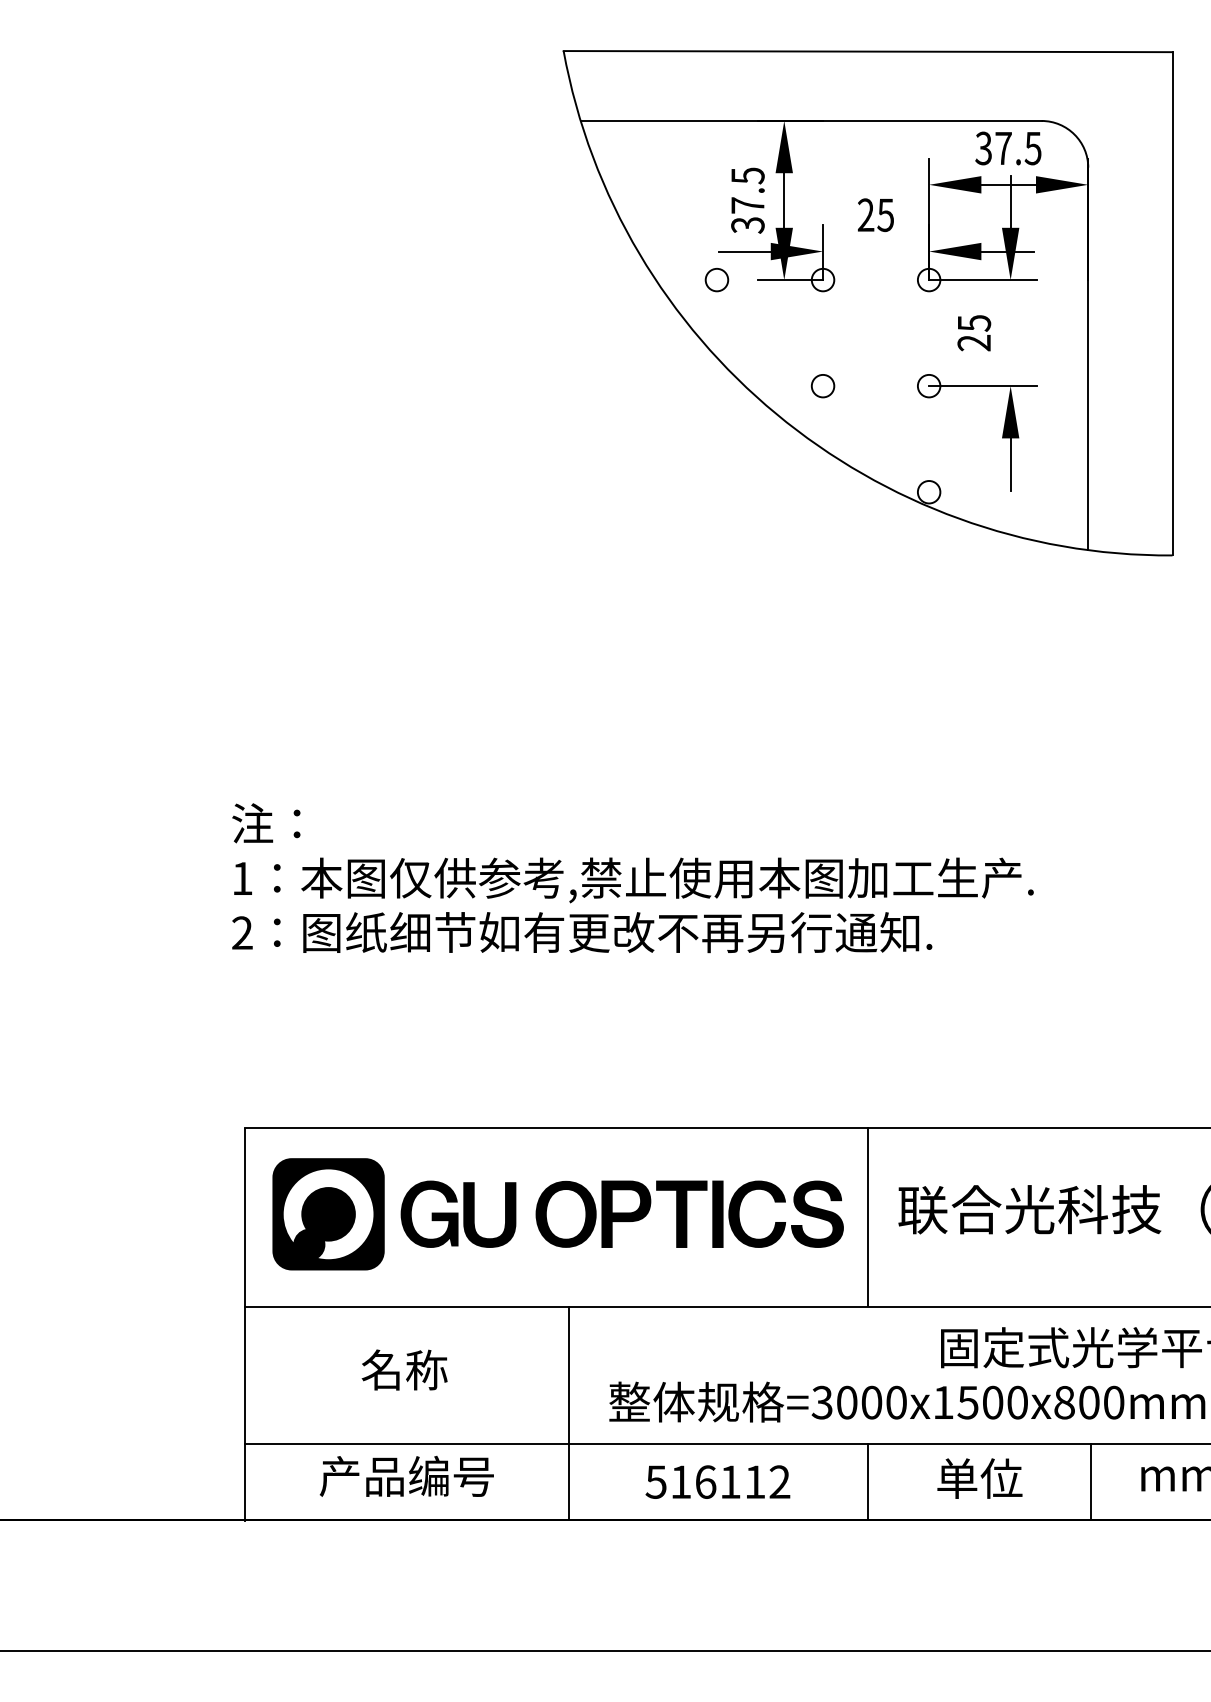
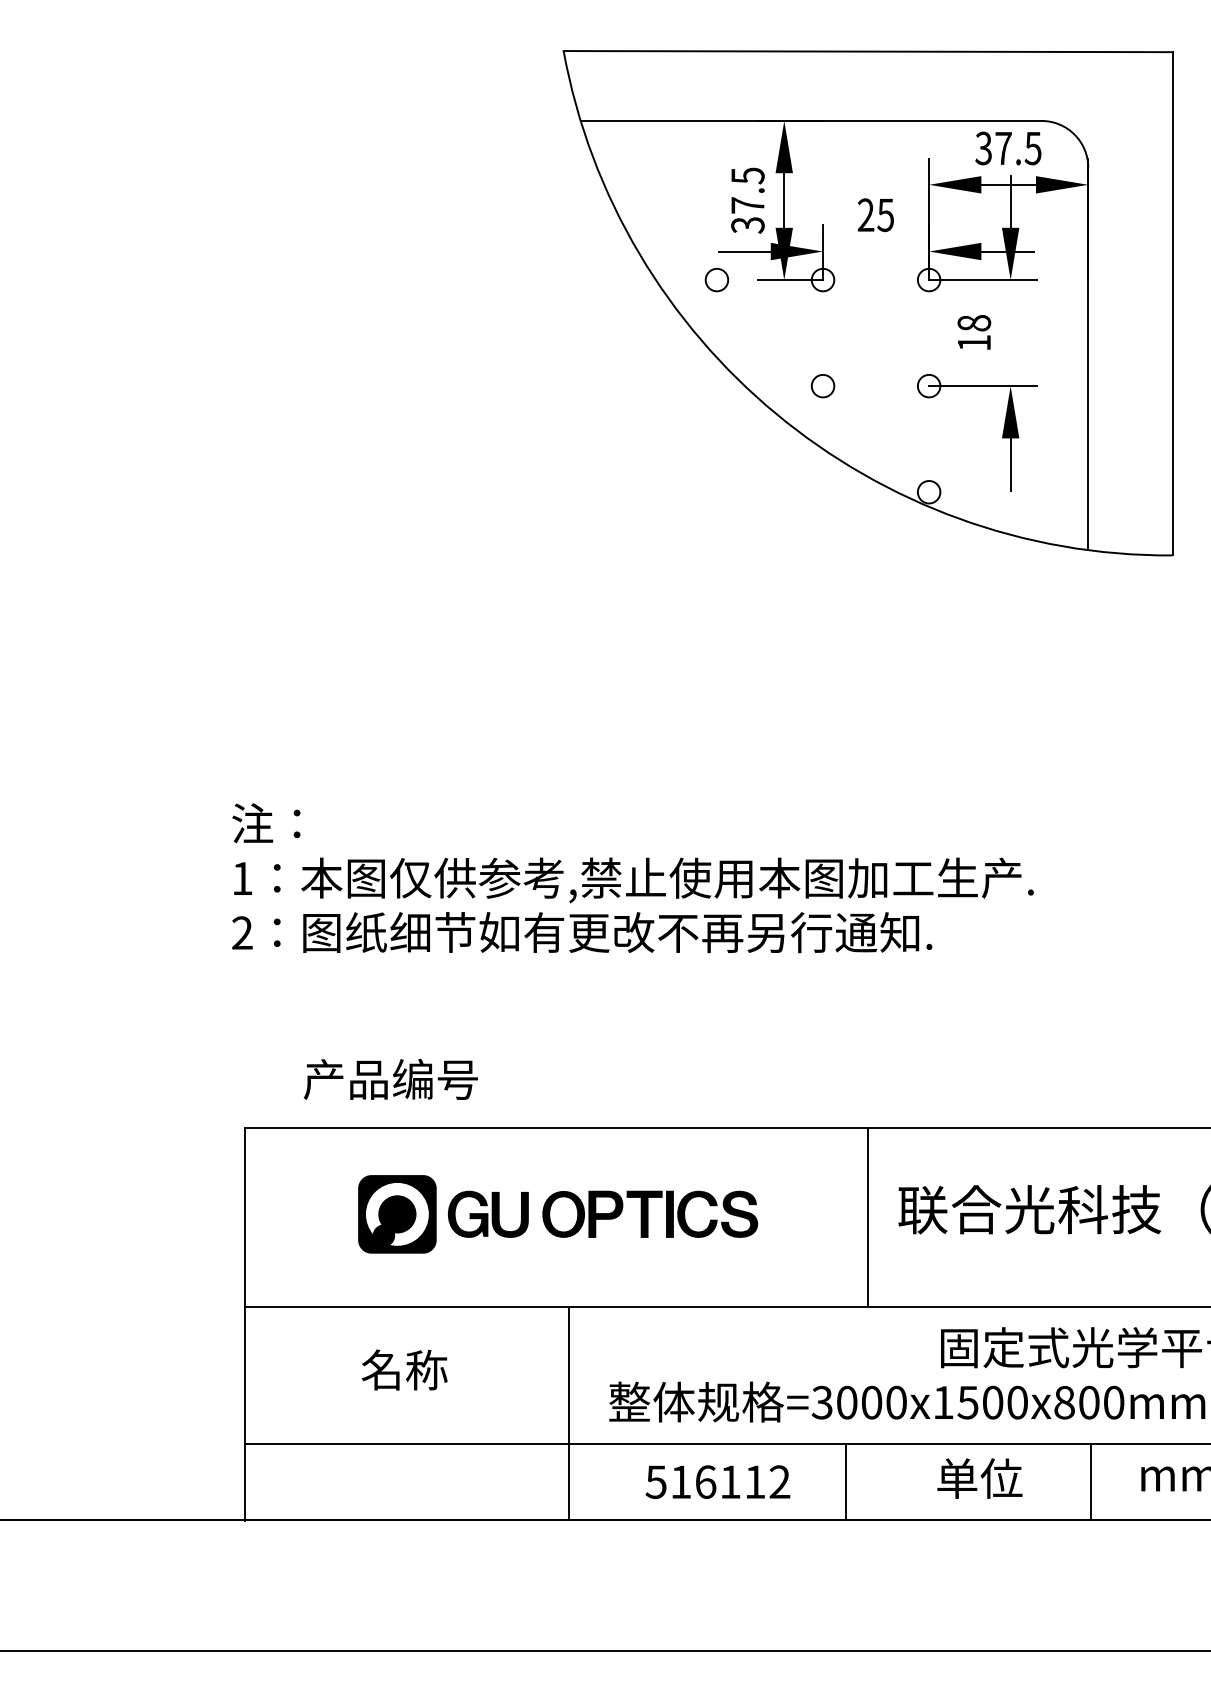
text: 25 -> 18 (974, 333)
part size: 572x113 px -> 401x79 px (558, 1214)
text position: (406, 1475) -> (390, 1078) (390, 1078)
line position: (867, 1482) -> (845, 1482) (845, 1482)
